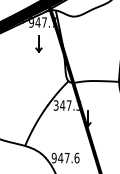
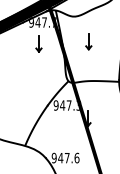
part: none -> present (88, 41)
text: 347.3 -> 947.3 (55, 105)
